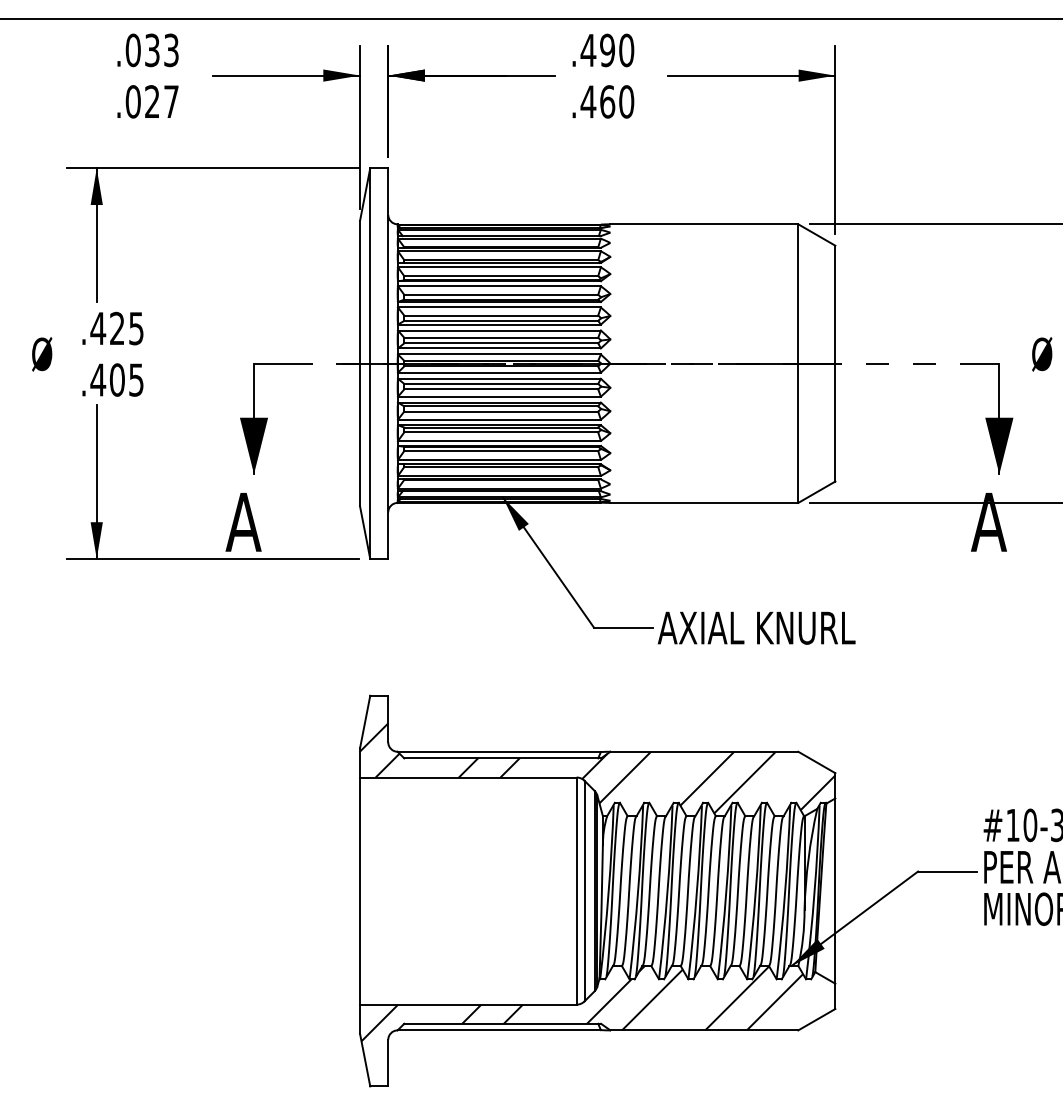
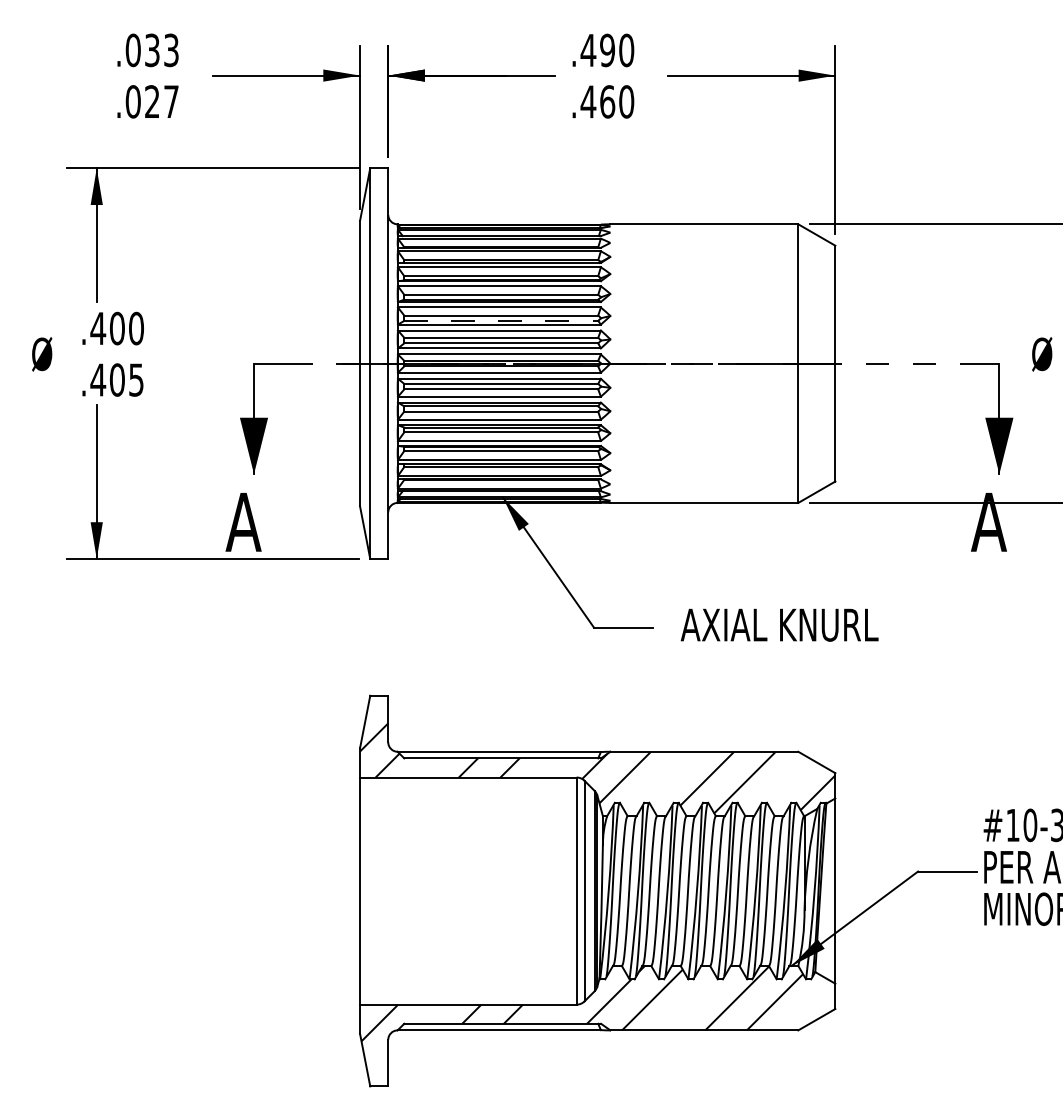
line: present -> none (530, 19)
line: solid -> dashed (501, 320)
text: .425 -> .400 (126, 328)
text position: (756, 627) -> (779, 624) (779, 624)
